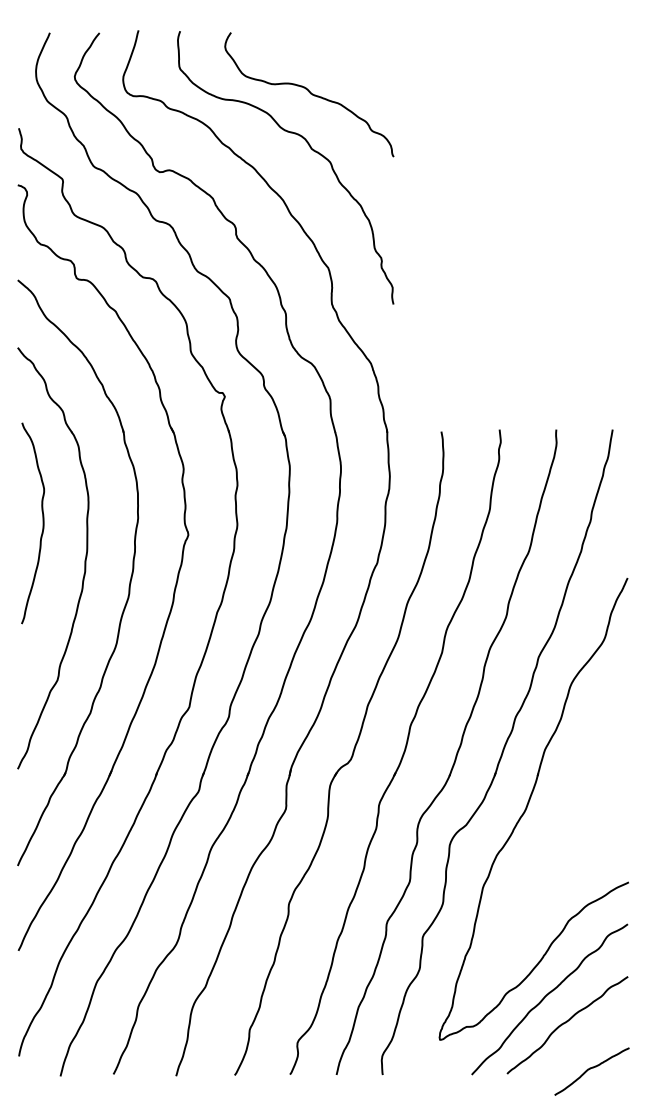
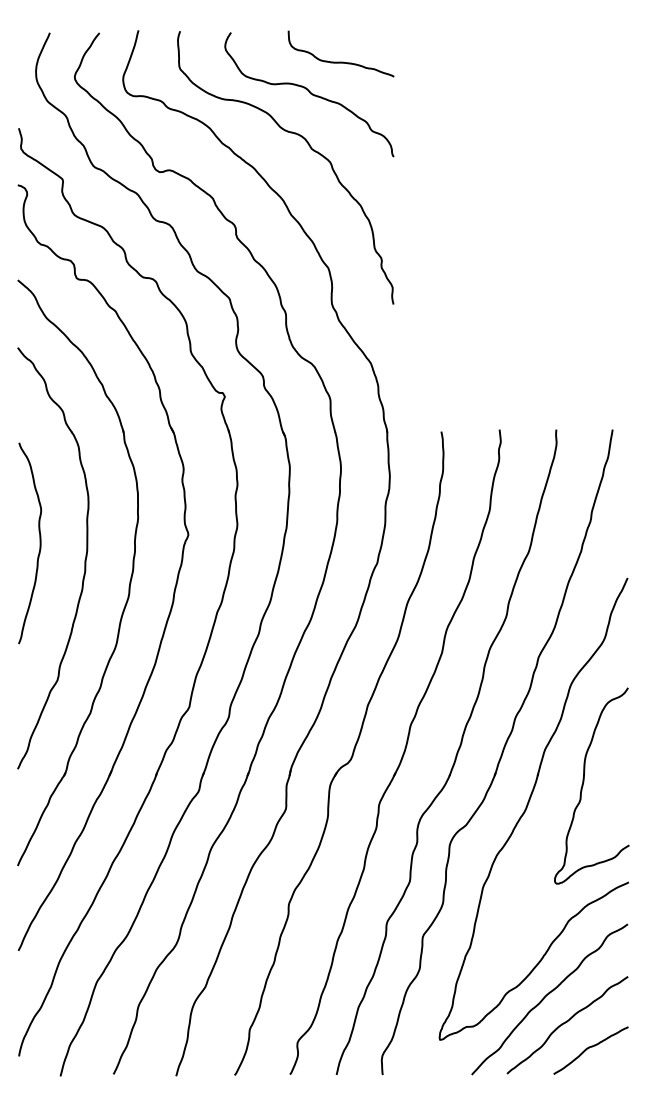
curve: none -> present (340, 61)
curve position: (42, 523) -> (39, 543) (39, 543)
part: none -> present (584, 782)
curve position: (590, 1069) -> (589, 1048) (589, 1048)
